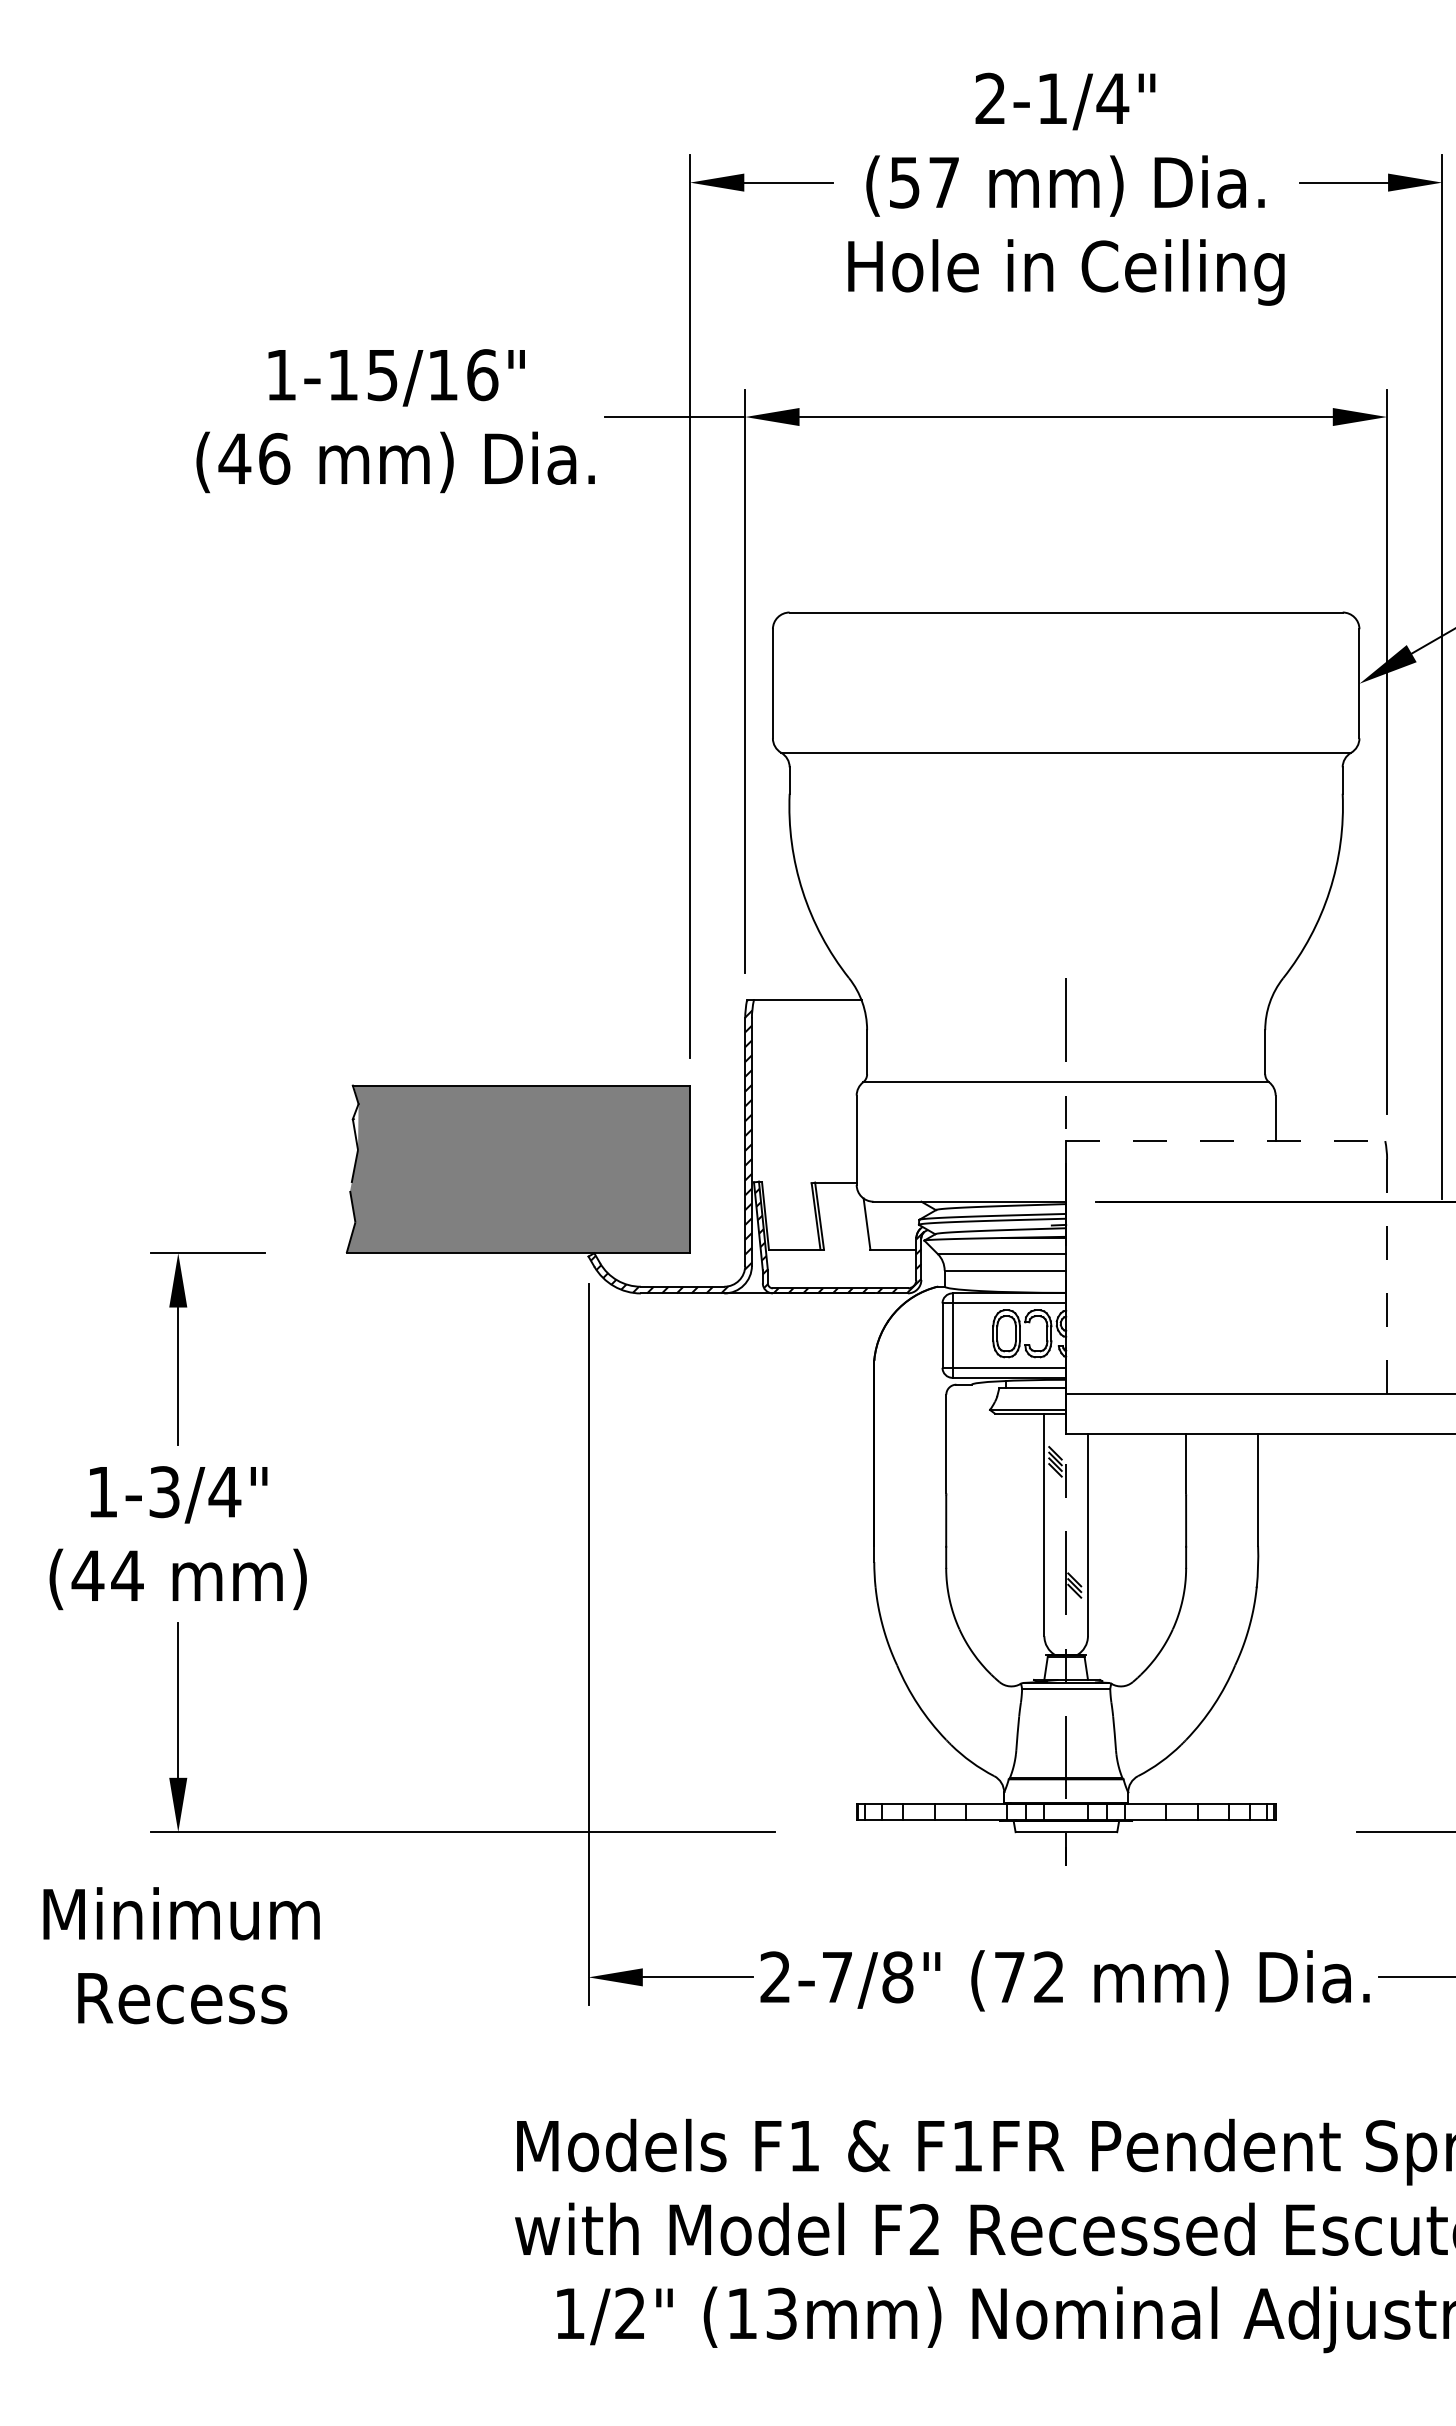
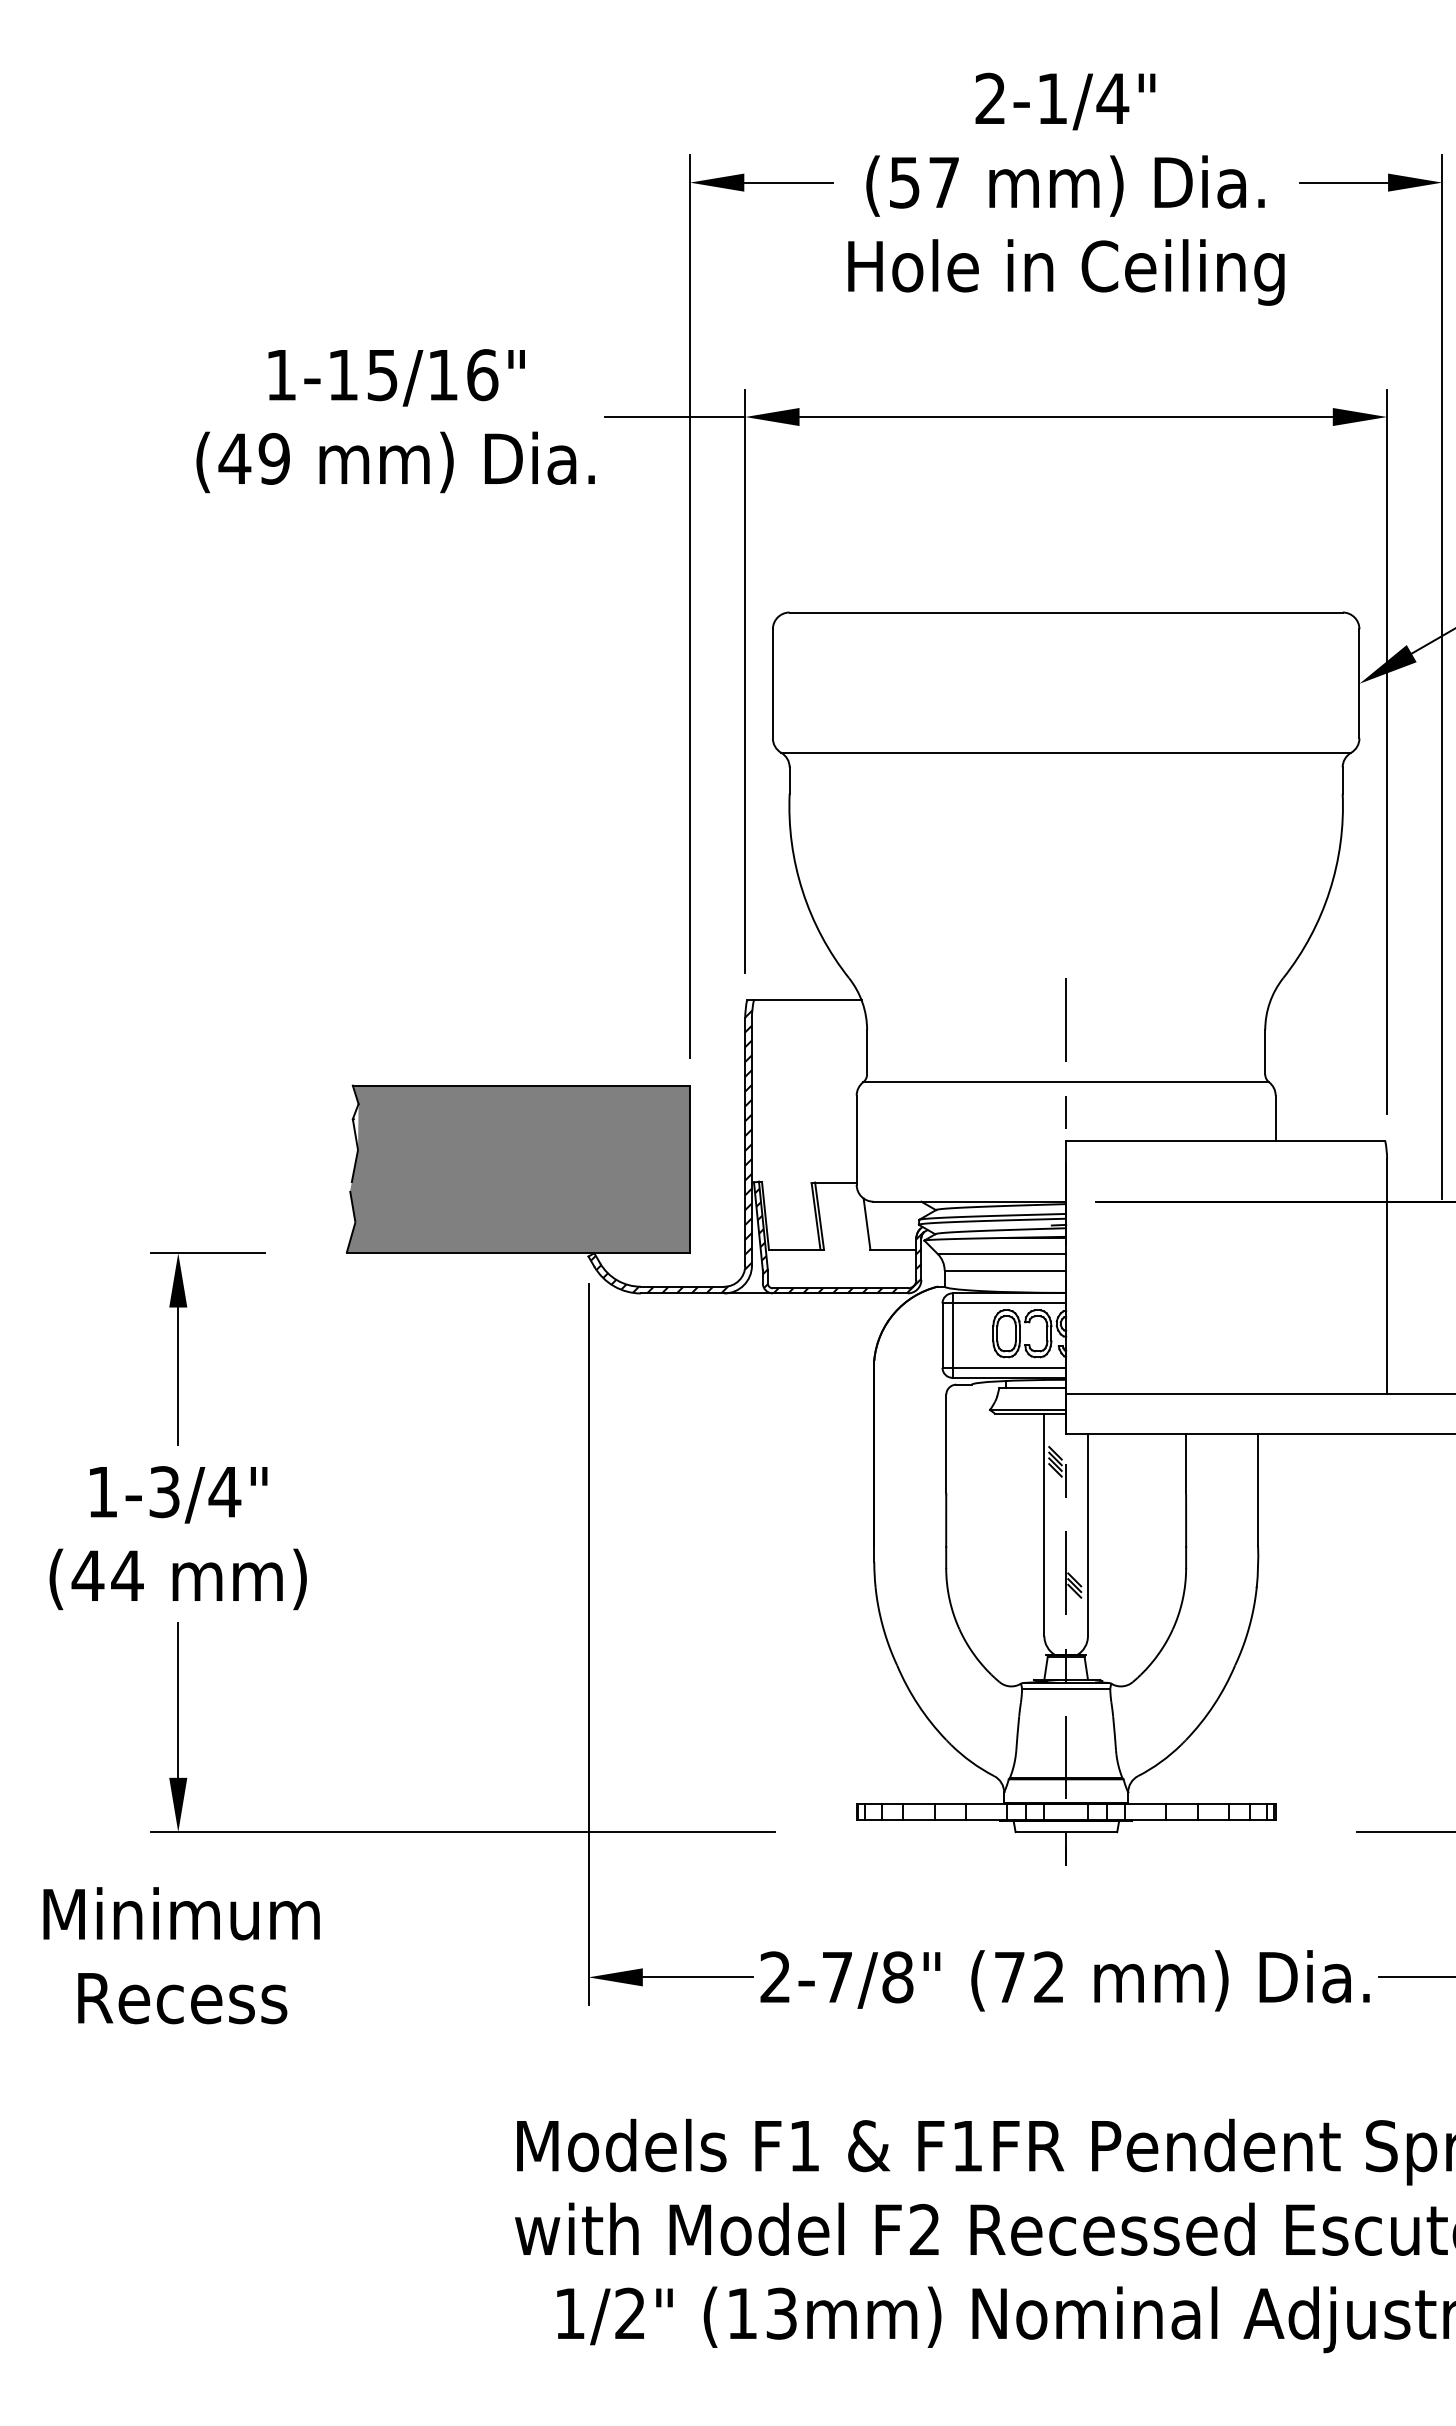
text: (46 -> (49 (274, 458)
line: dashed -> solid (1225, 1141)
line: dashed -> solid (1387, 1277)
